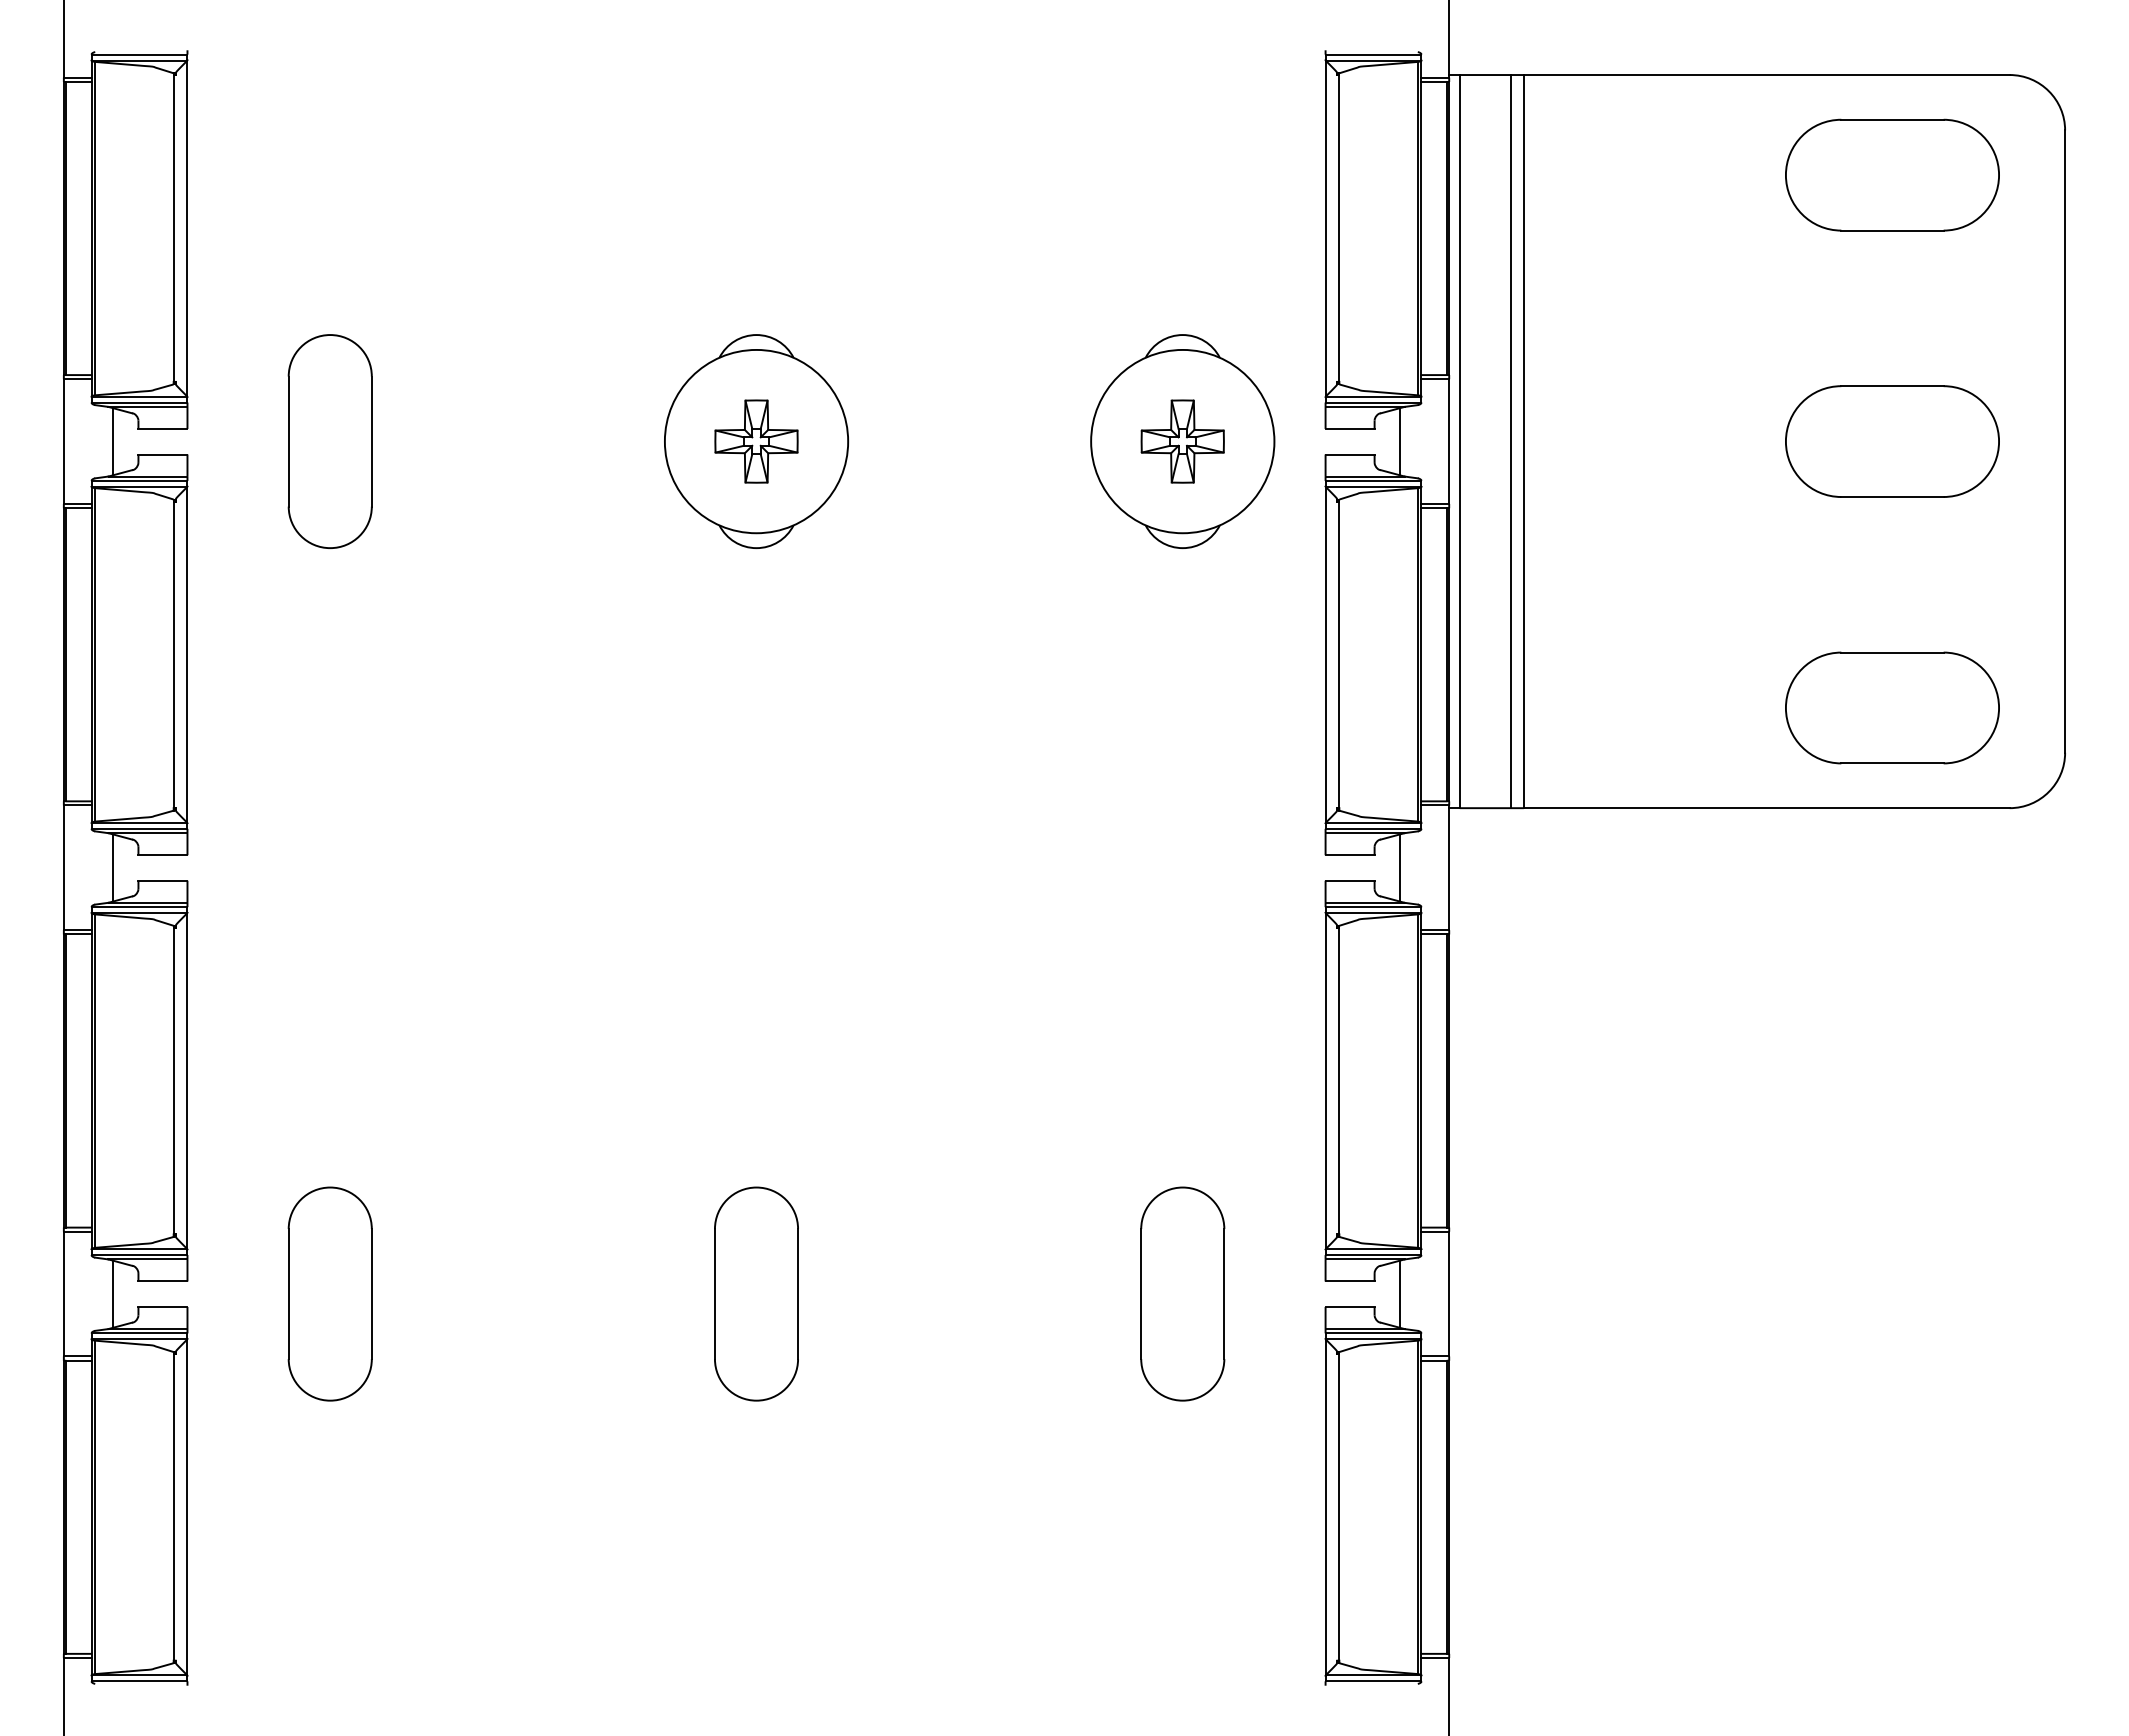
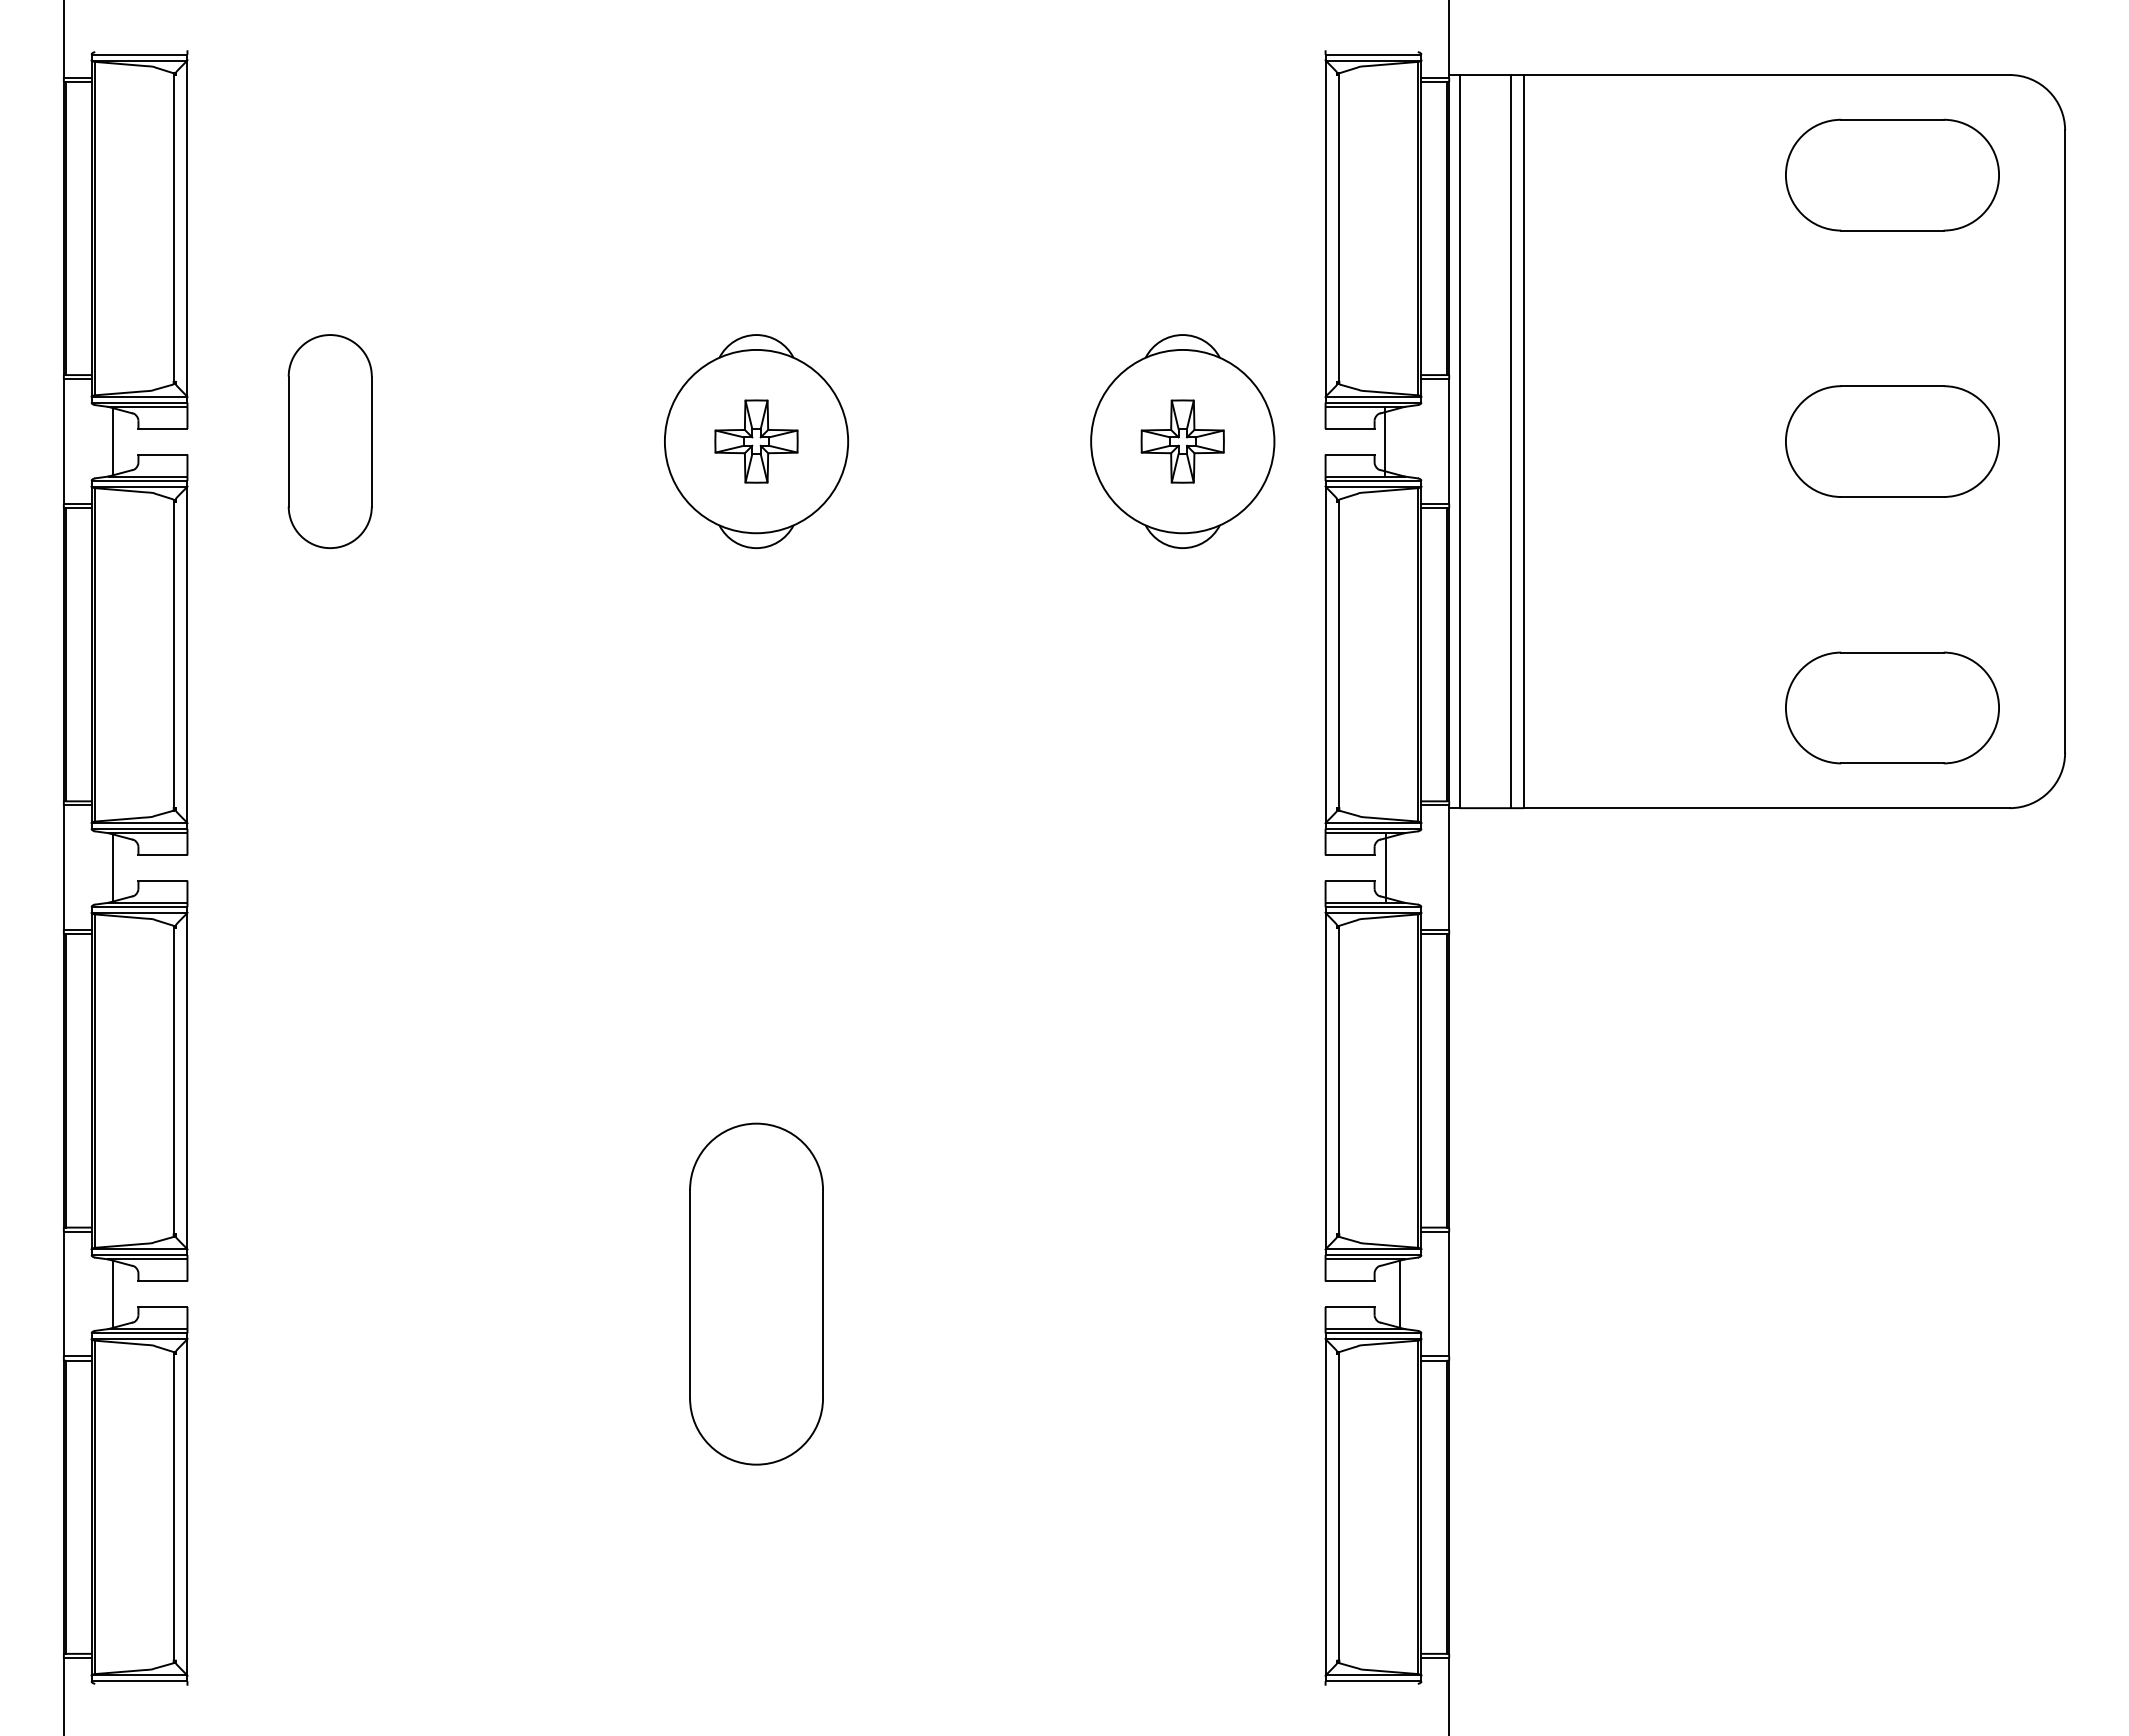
line position: (1400, 441) -> (1385, 441) (1385, 441)
line position: (1400, 867) -> (1386, 867) (1386, 867)
part: present -> none (329, 1293)
part size: 85x216 px -> 135x344 px (756, 1293)
part: present -> none (1182, 1293)
